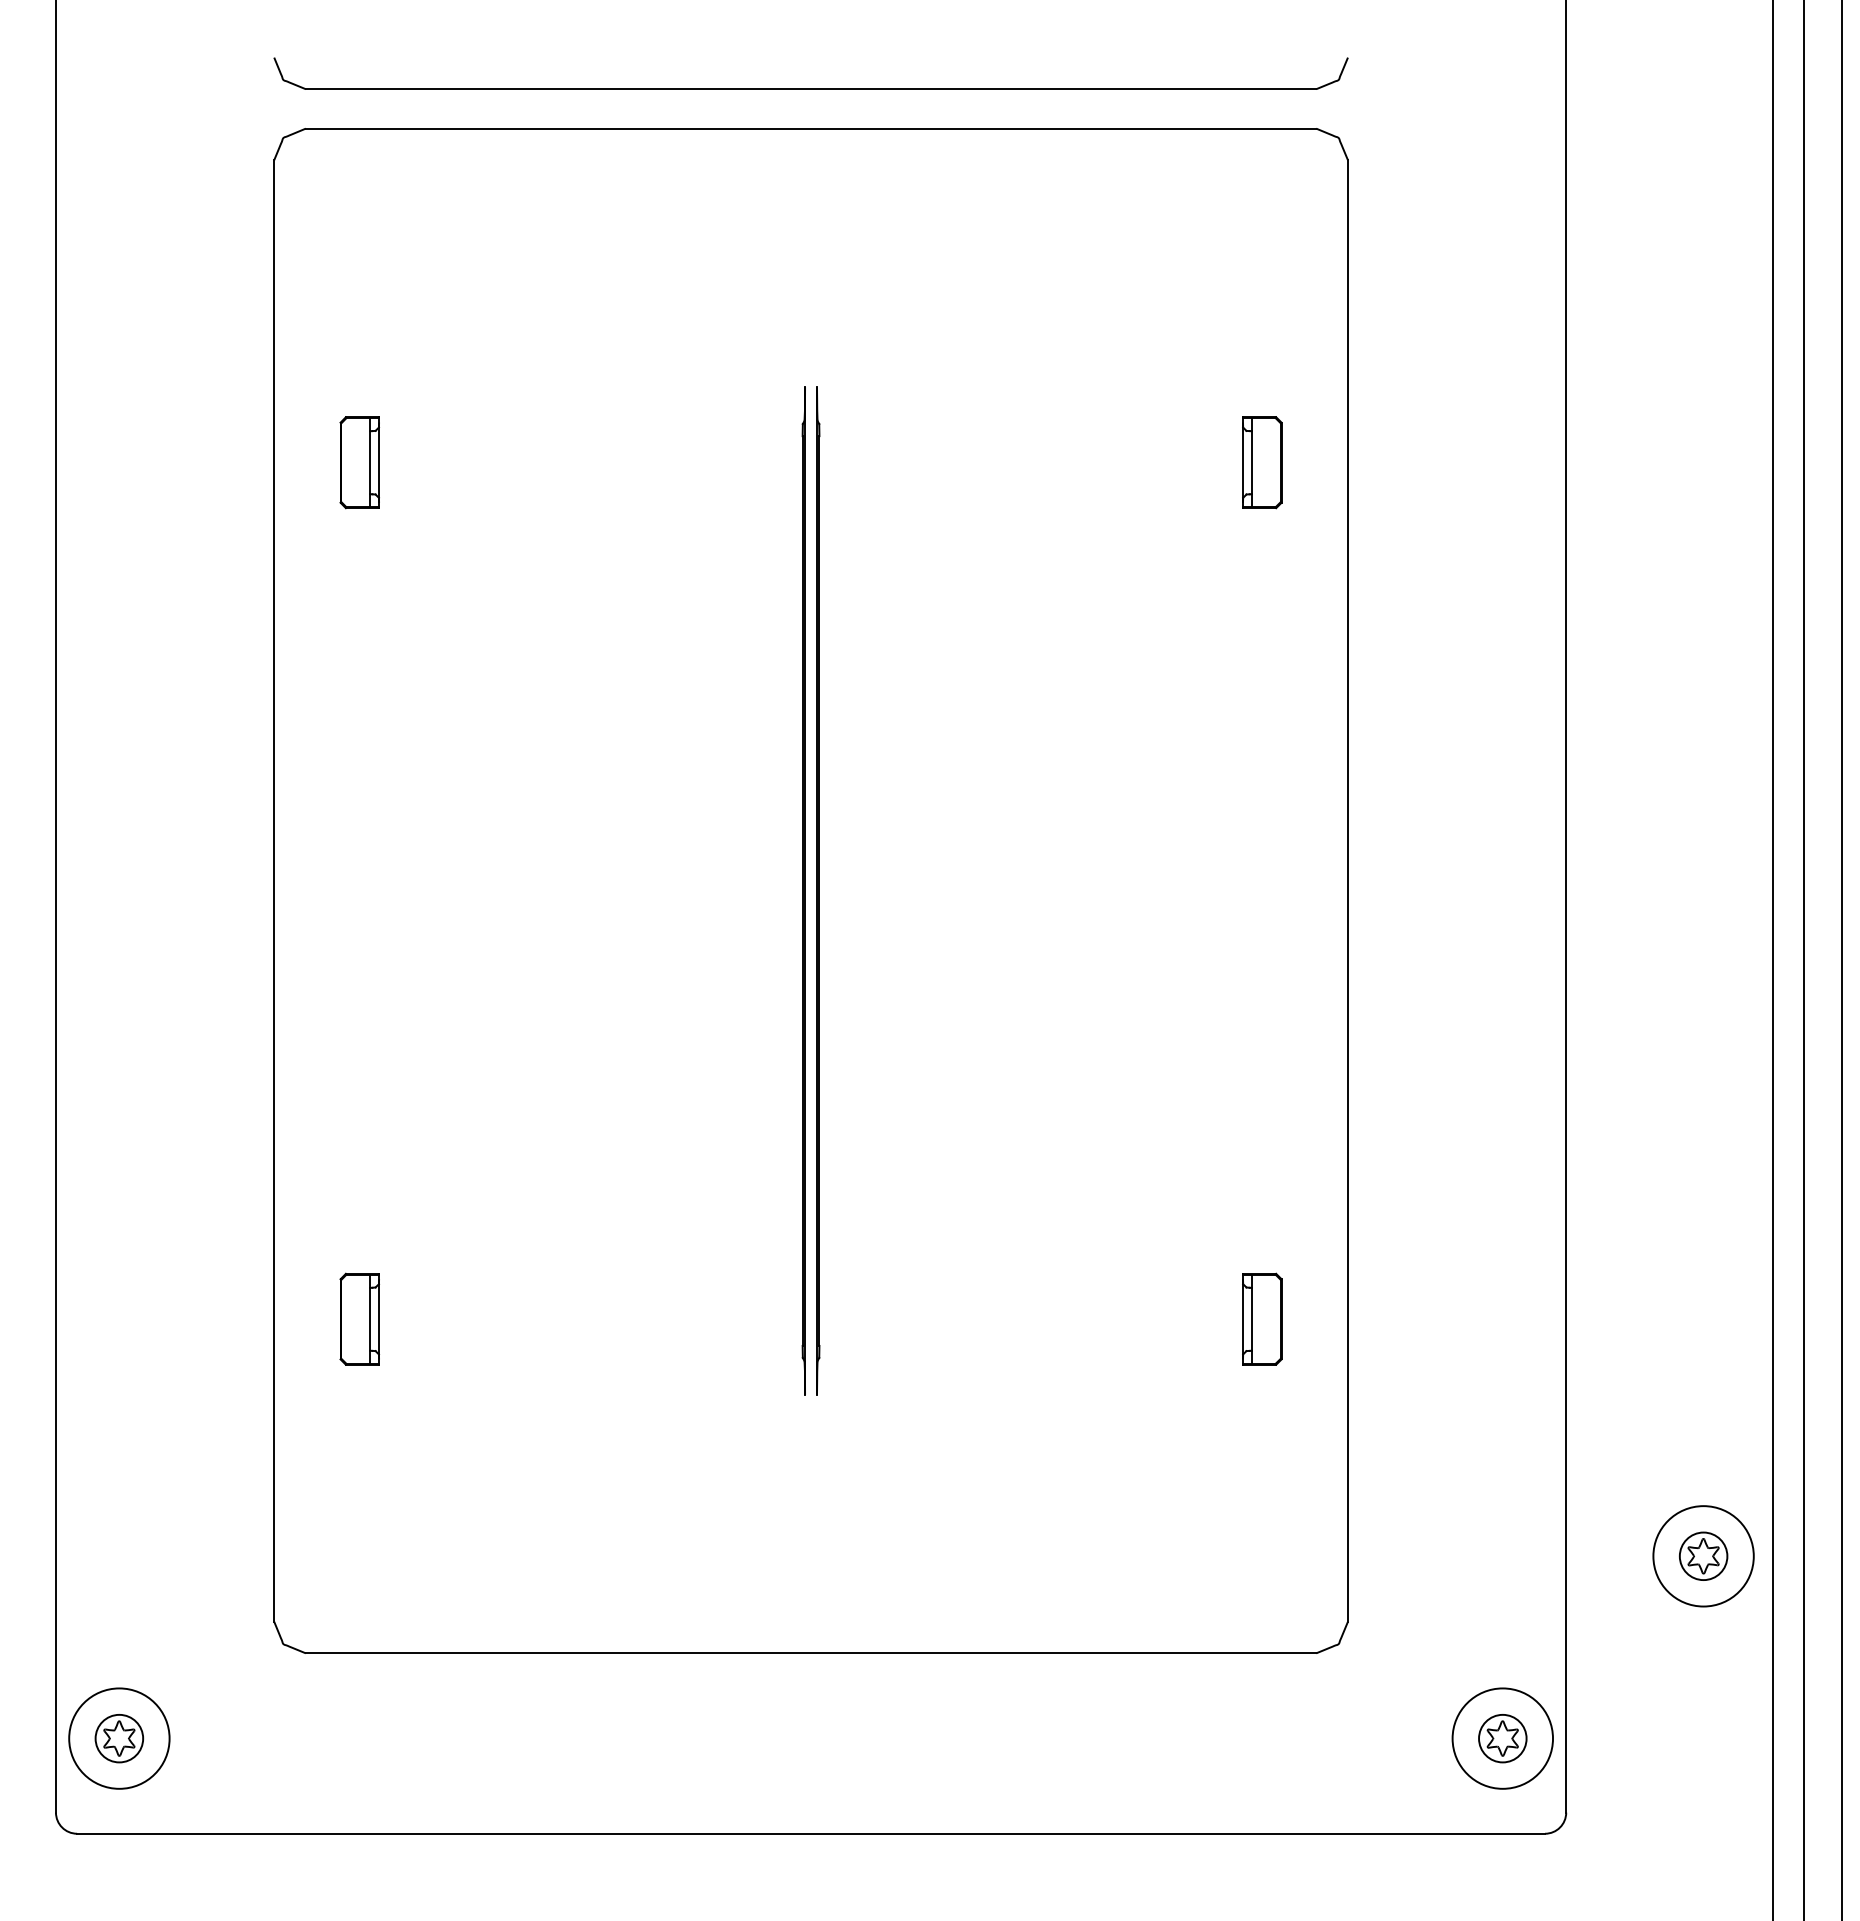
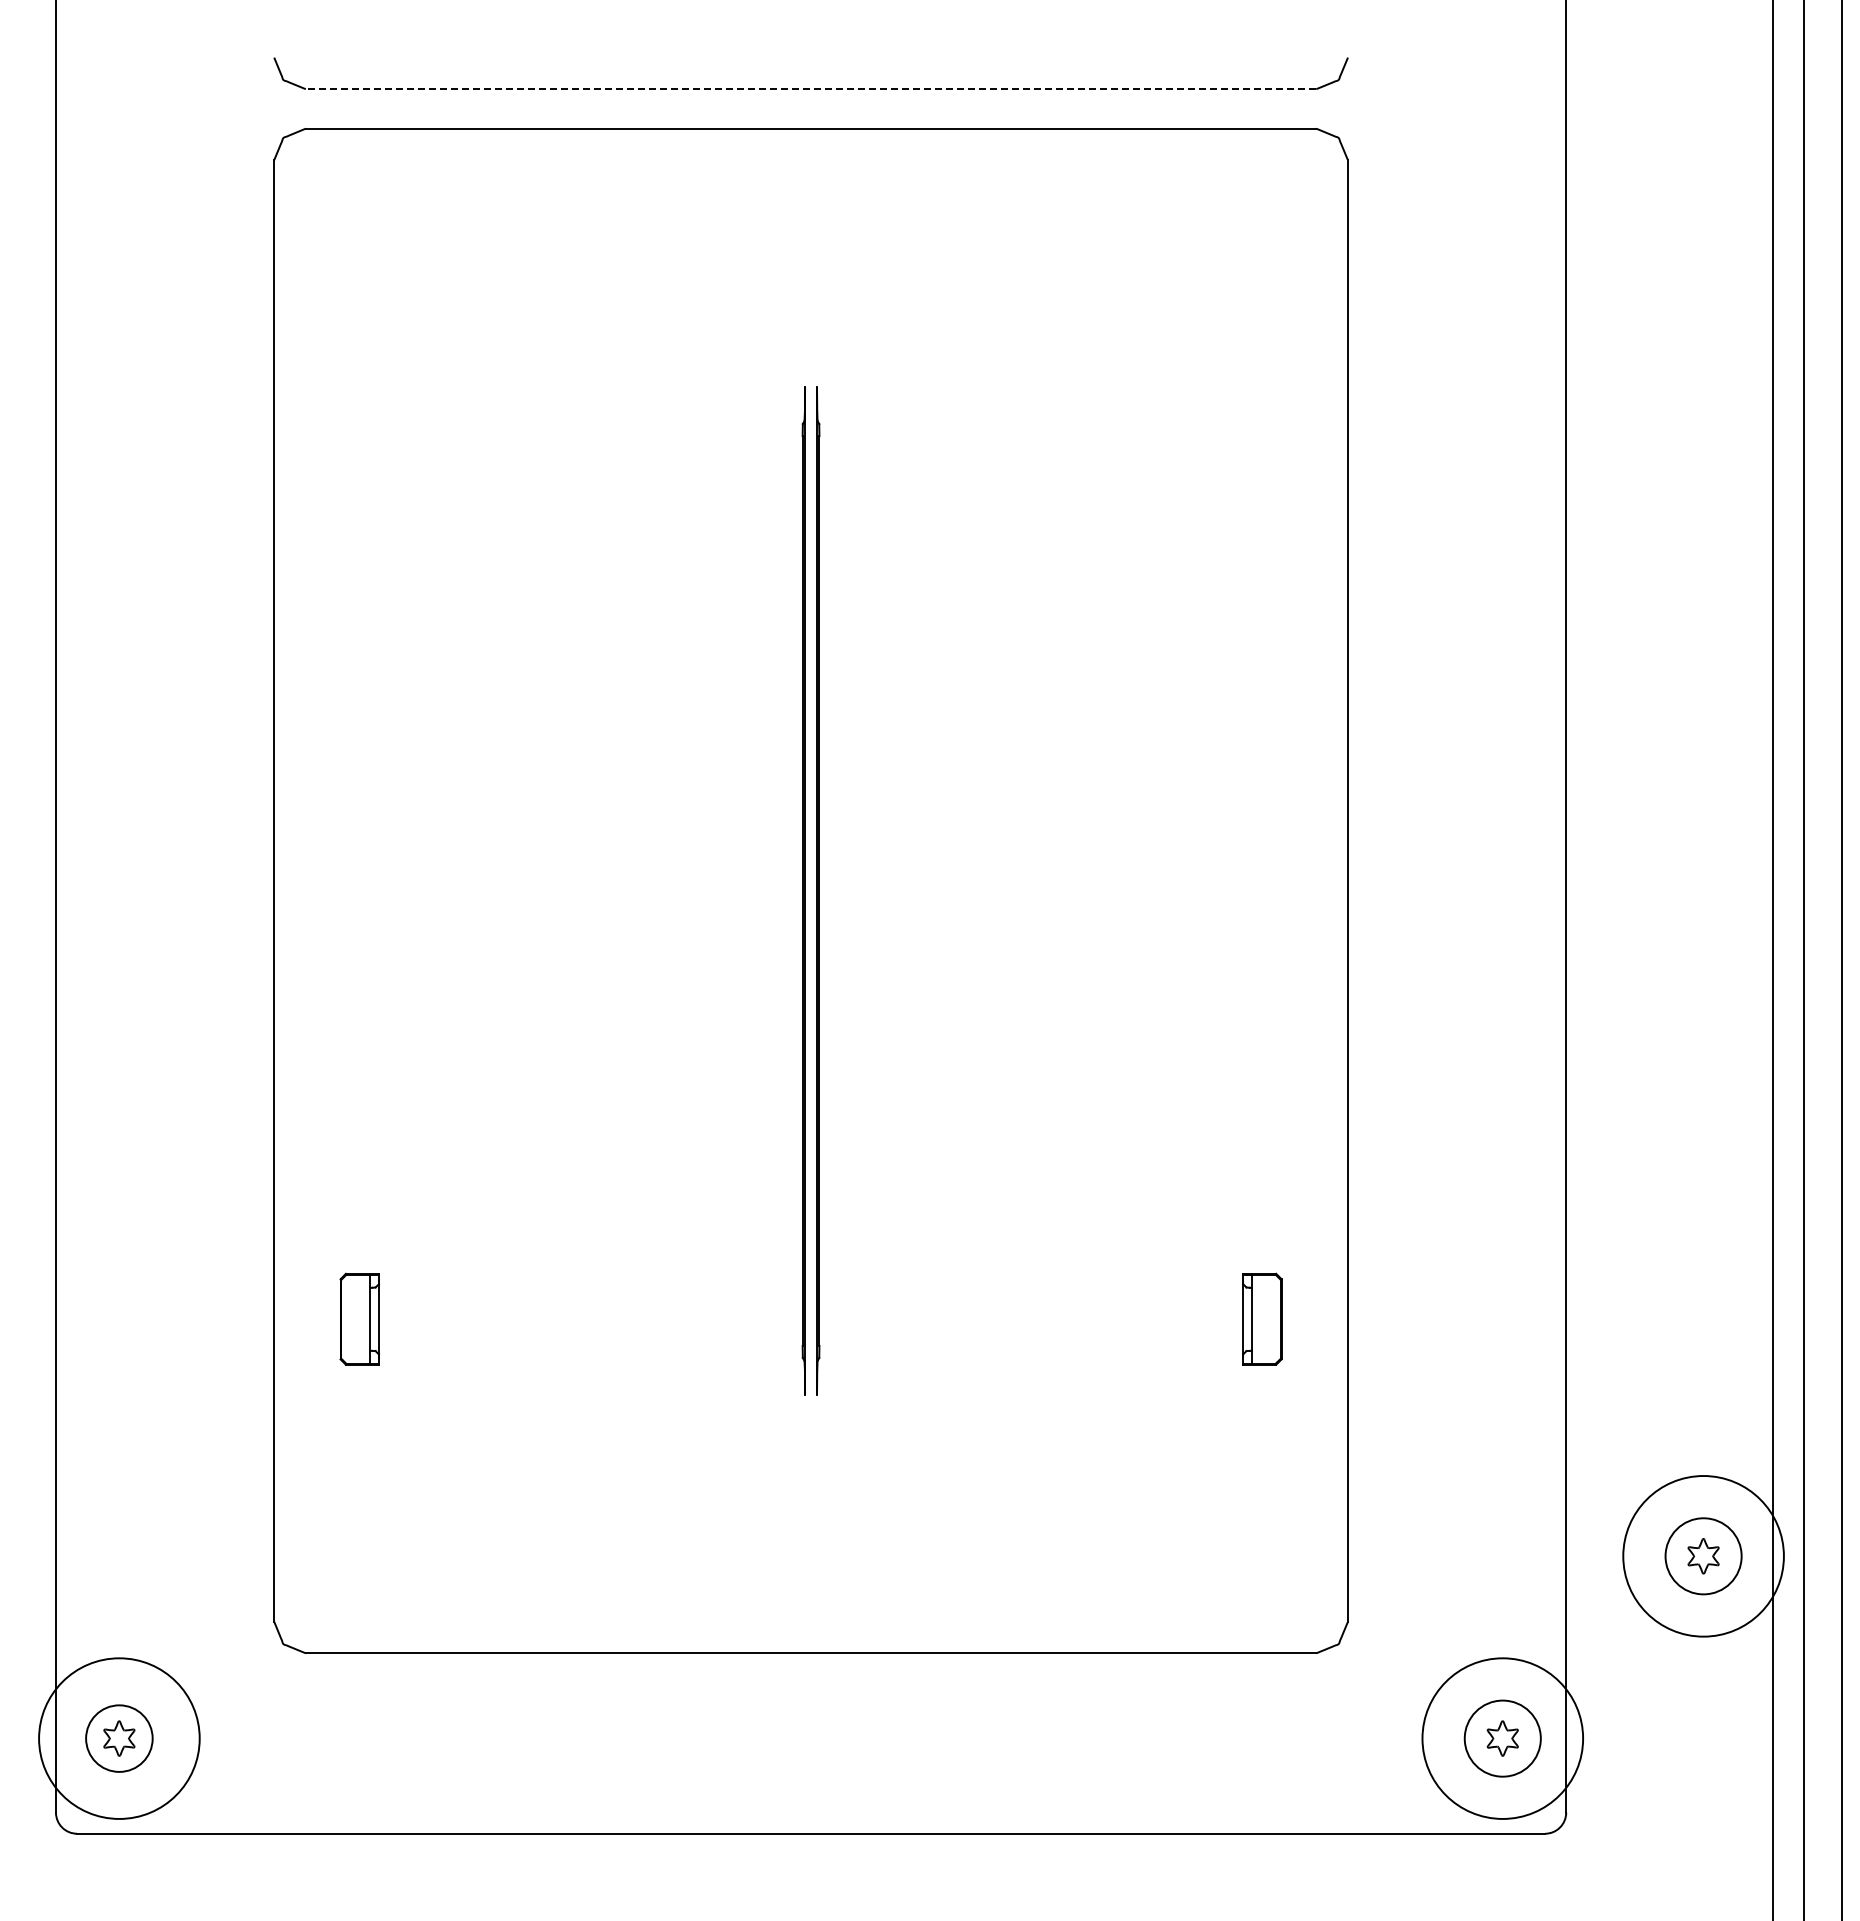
line: solid -> dashed (810, 89)
part: present -> none (359, 462)
part: present -> none (1262, 462)
circle diameter: 100 px -> 161 px (1703, 1556)
circle diameter: 48 px -> 76 px (1703, 1556)
circle diameter: 100 px -> 161 px (119, 1738)
circle diameter: 48 px -> 67 px (119, 1738)
circle diameter: 100 px -> 161 px (1502, 1738)
circle diameter: 48 px -> 76 px (1502, 1738)
